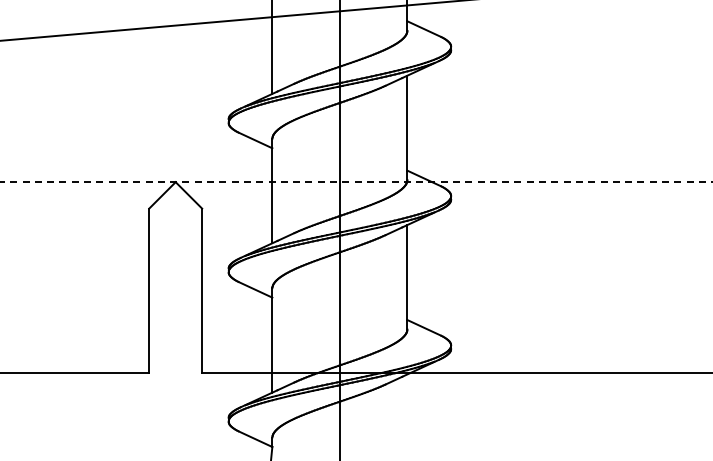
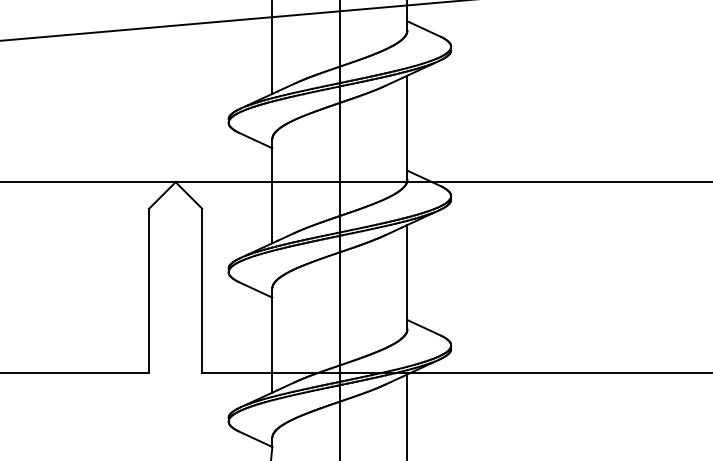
line: dashed -> solid (356, 182)
line: none -> present (407, 415)
